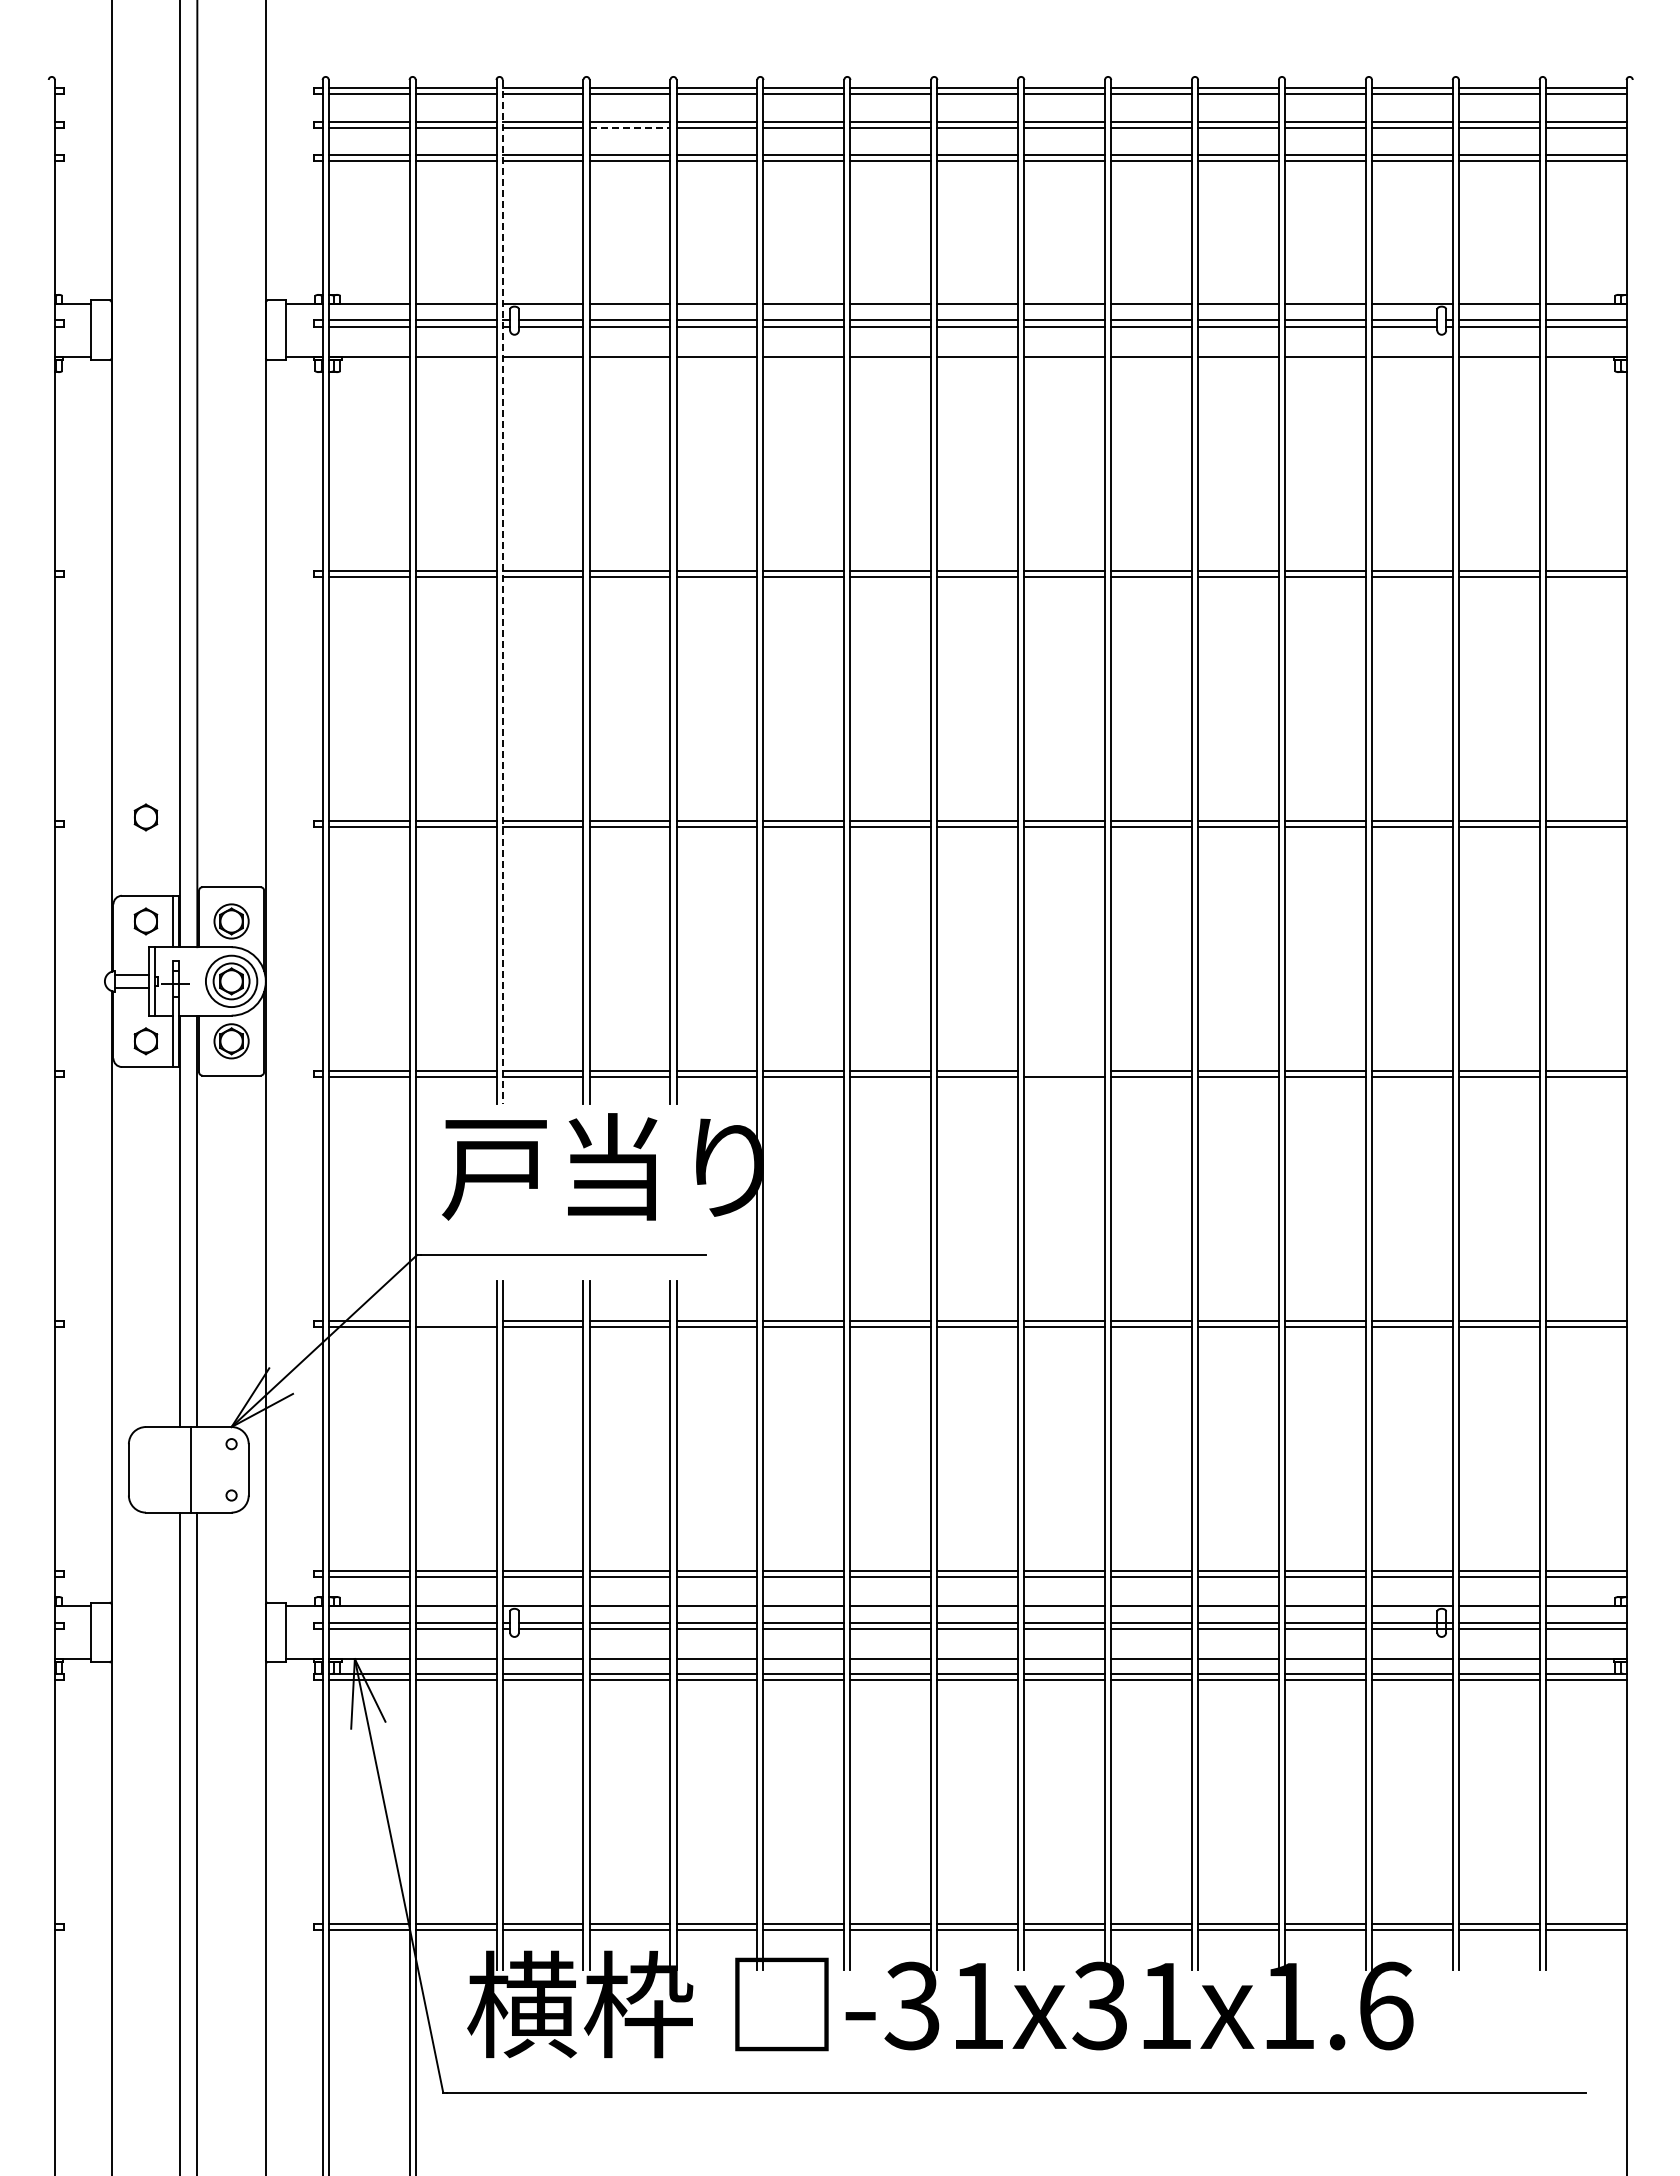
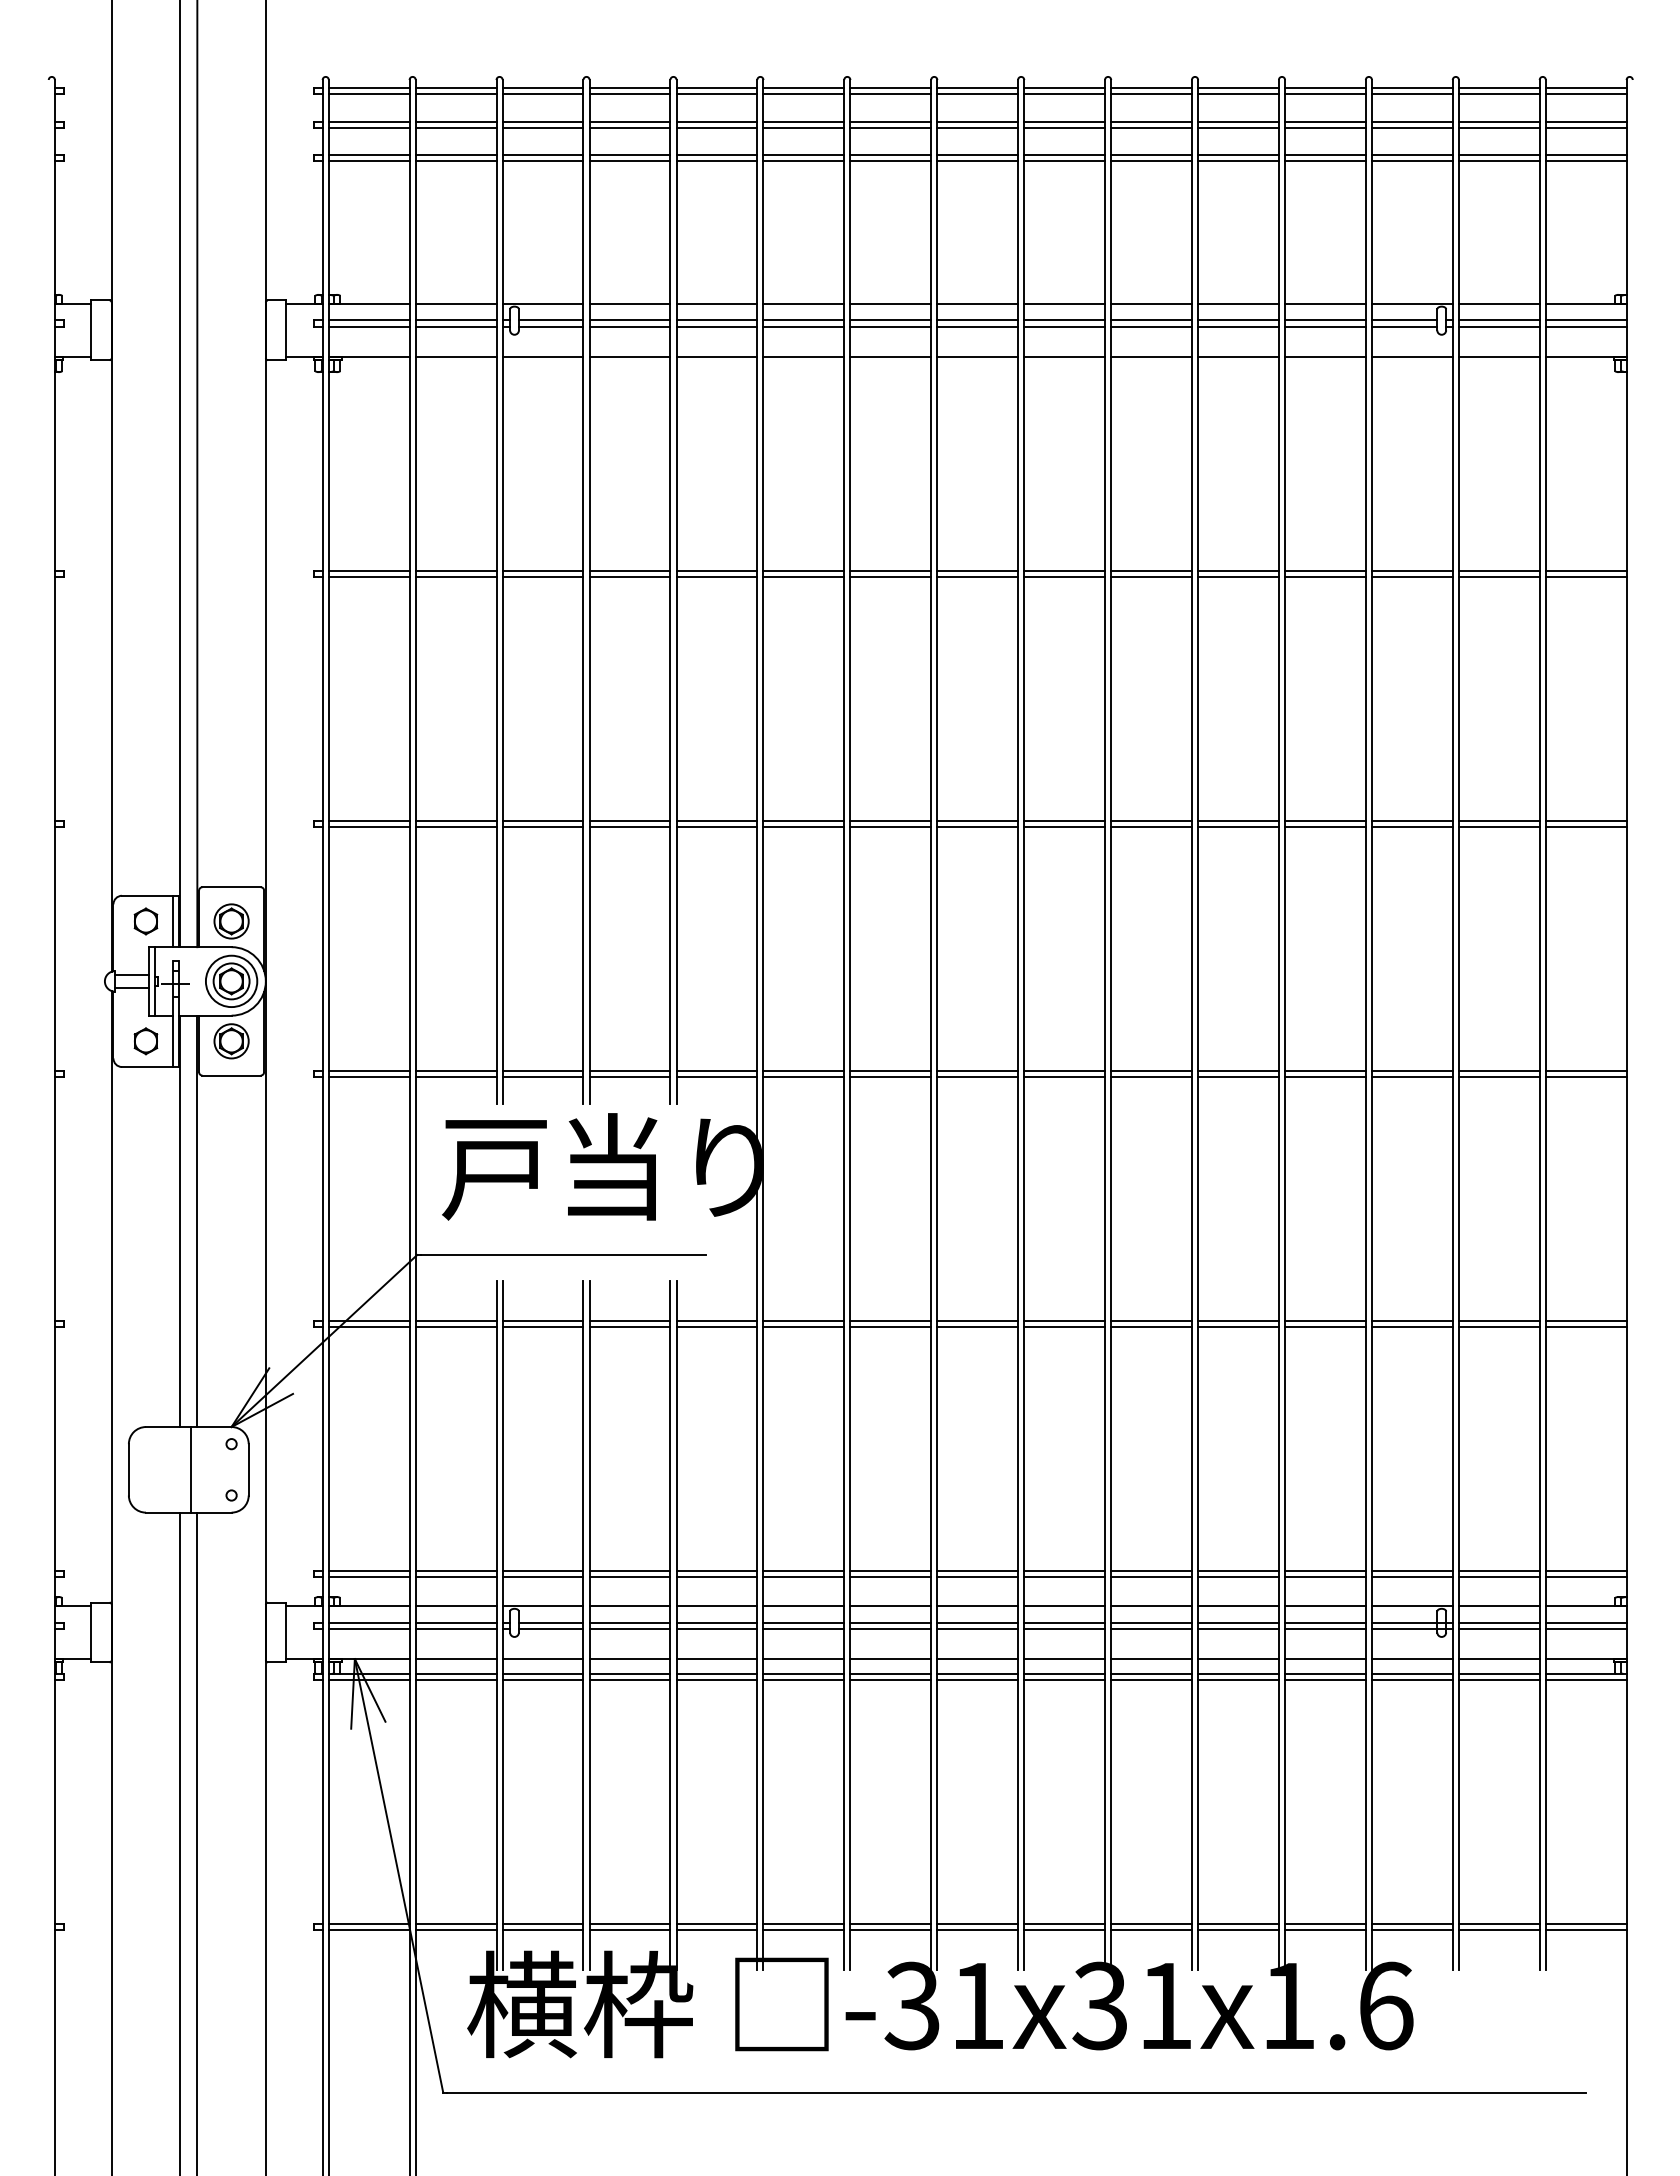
line: dashed -> solid (630, 127)
line: dashed -> solid (502, 592)
part: present -> none (145, 817)
line: none -> present (1064, 1070)
line: none -> present (455, 1321)
